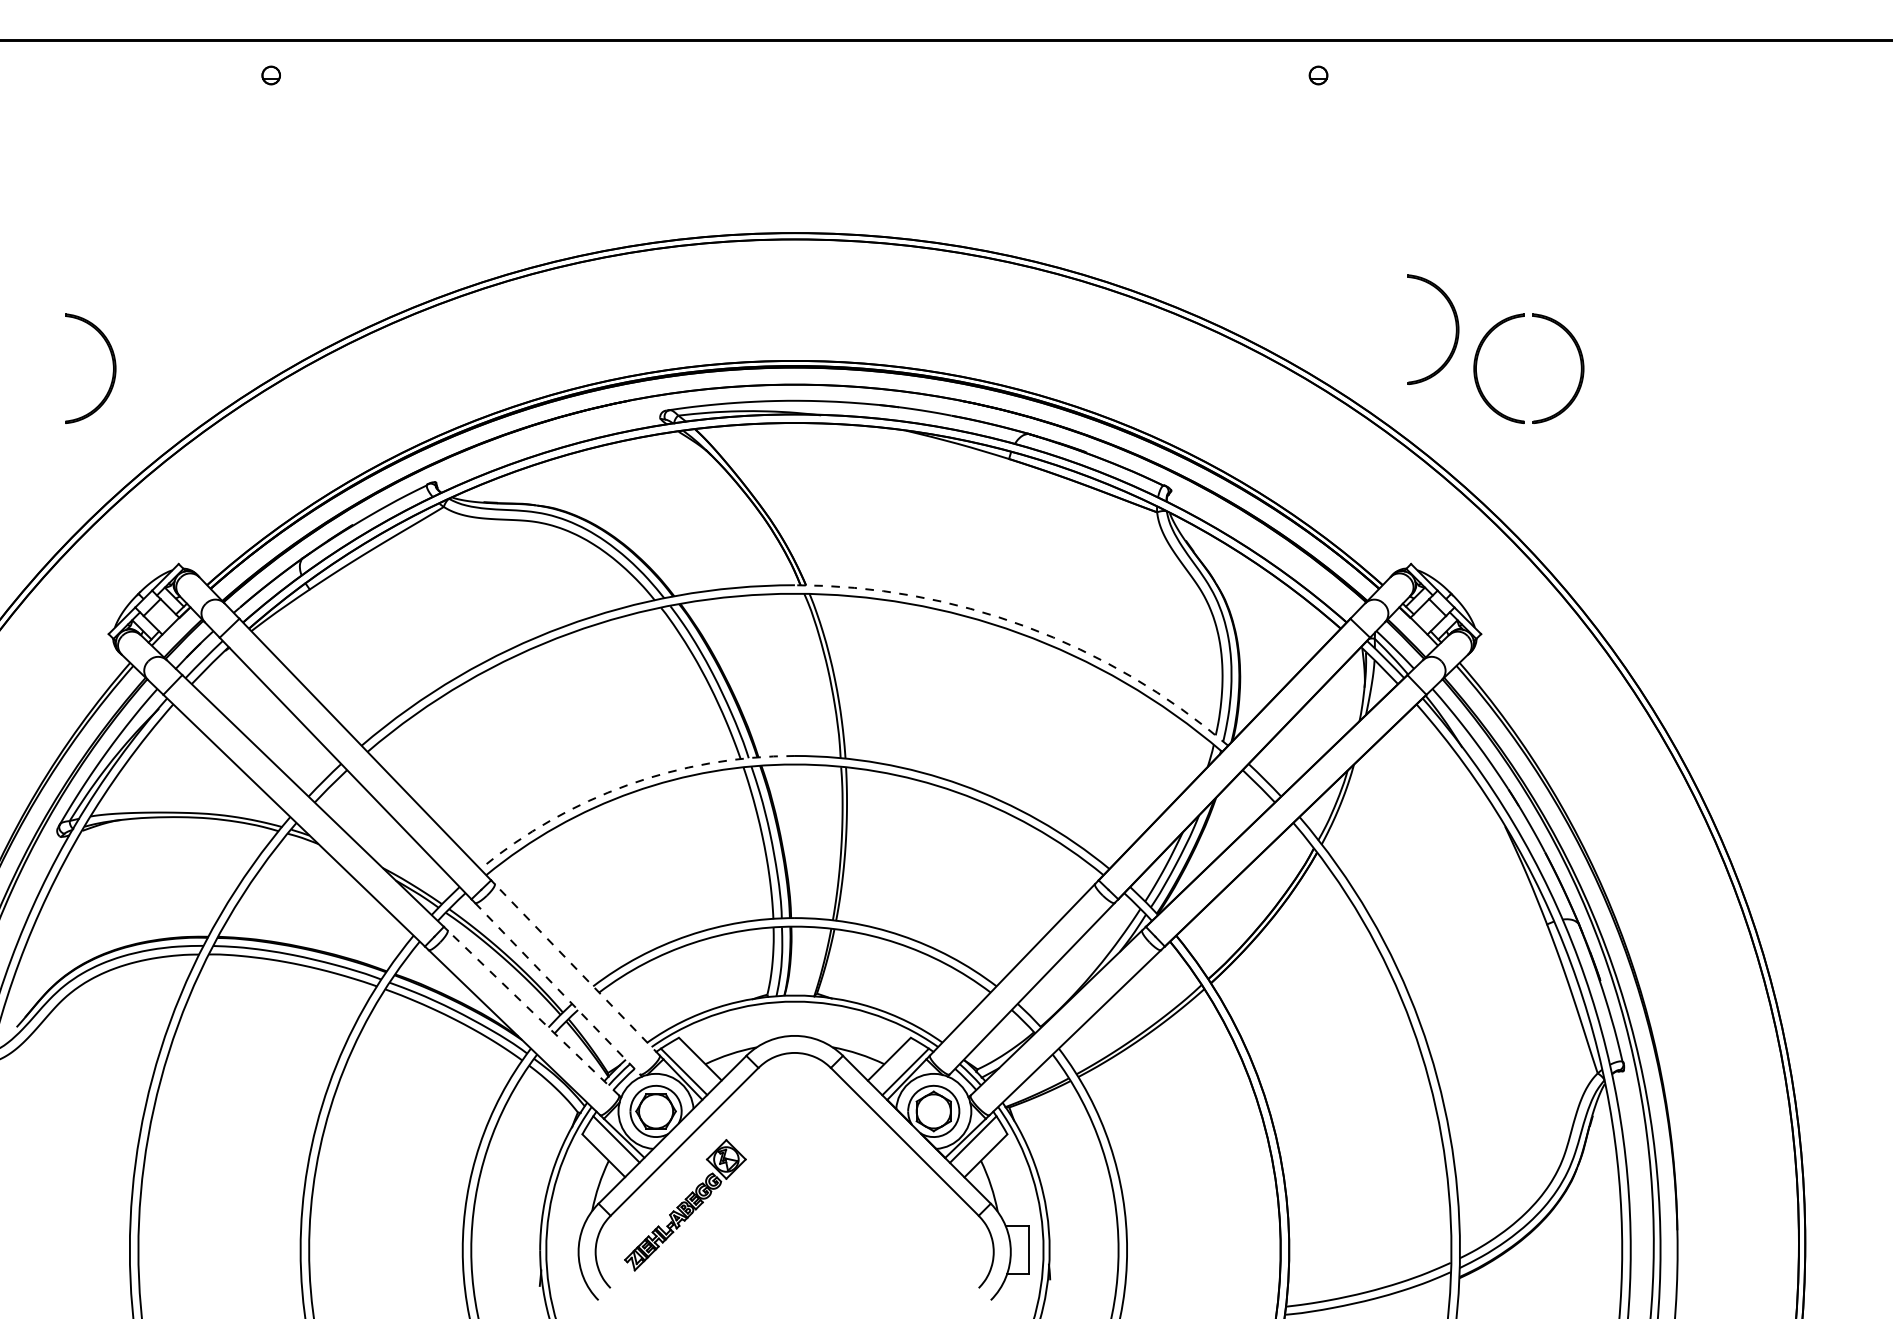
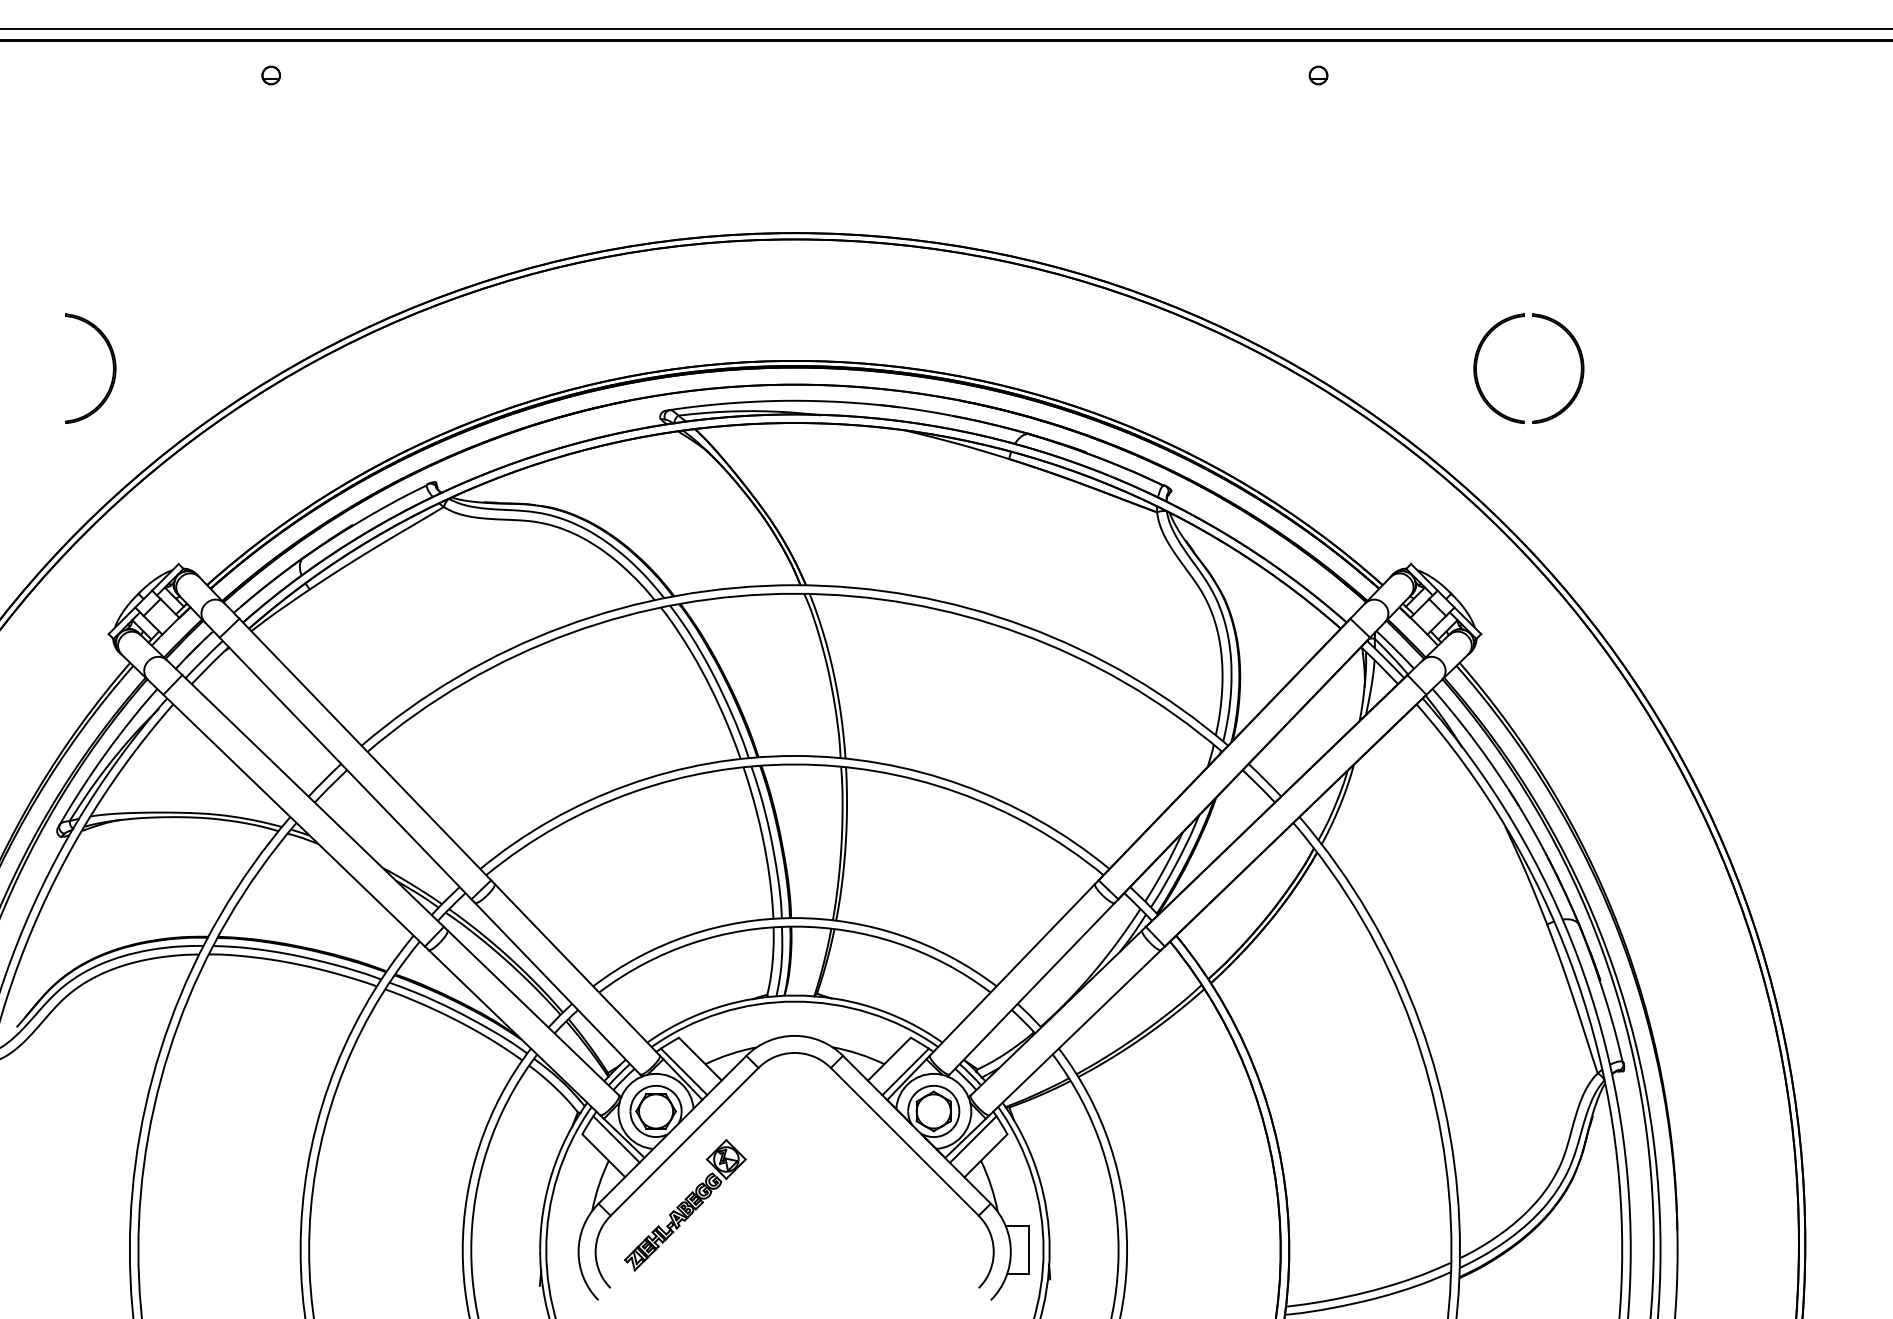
line: none -> present (945, 29)
part: present -> none (1455, 328)
arc: dashed -> solid (1025, 626)
arc: dashed -> solid (627, 785)
line: dashed -> solid (576, 969)
line: dashed -> solid (557, 989)
line: dashed -> solid (533, 1012)
